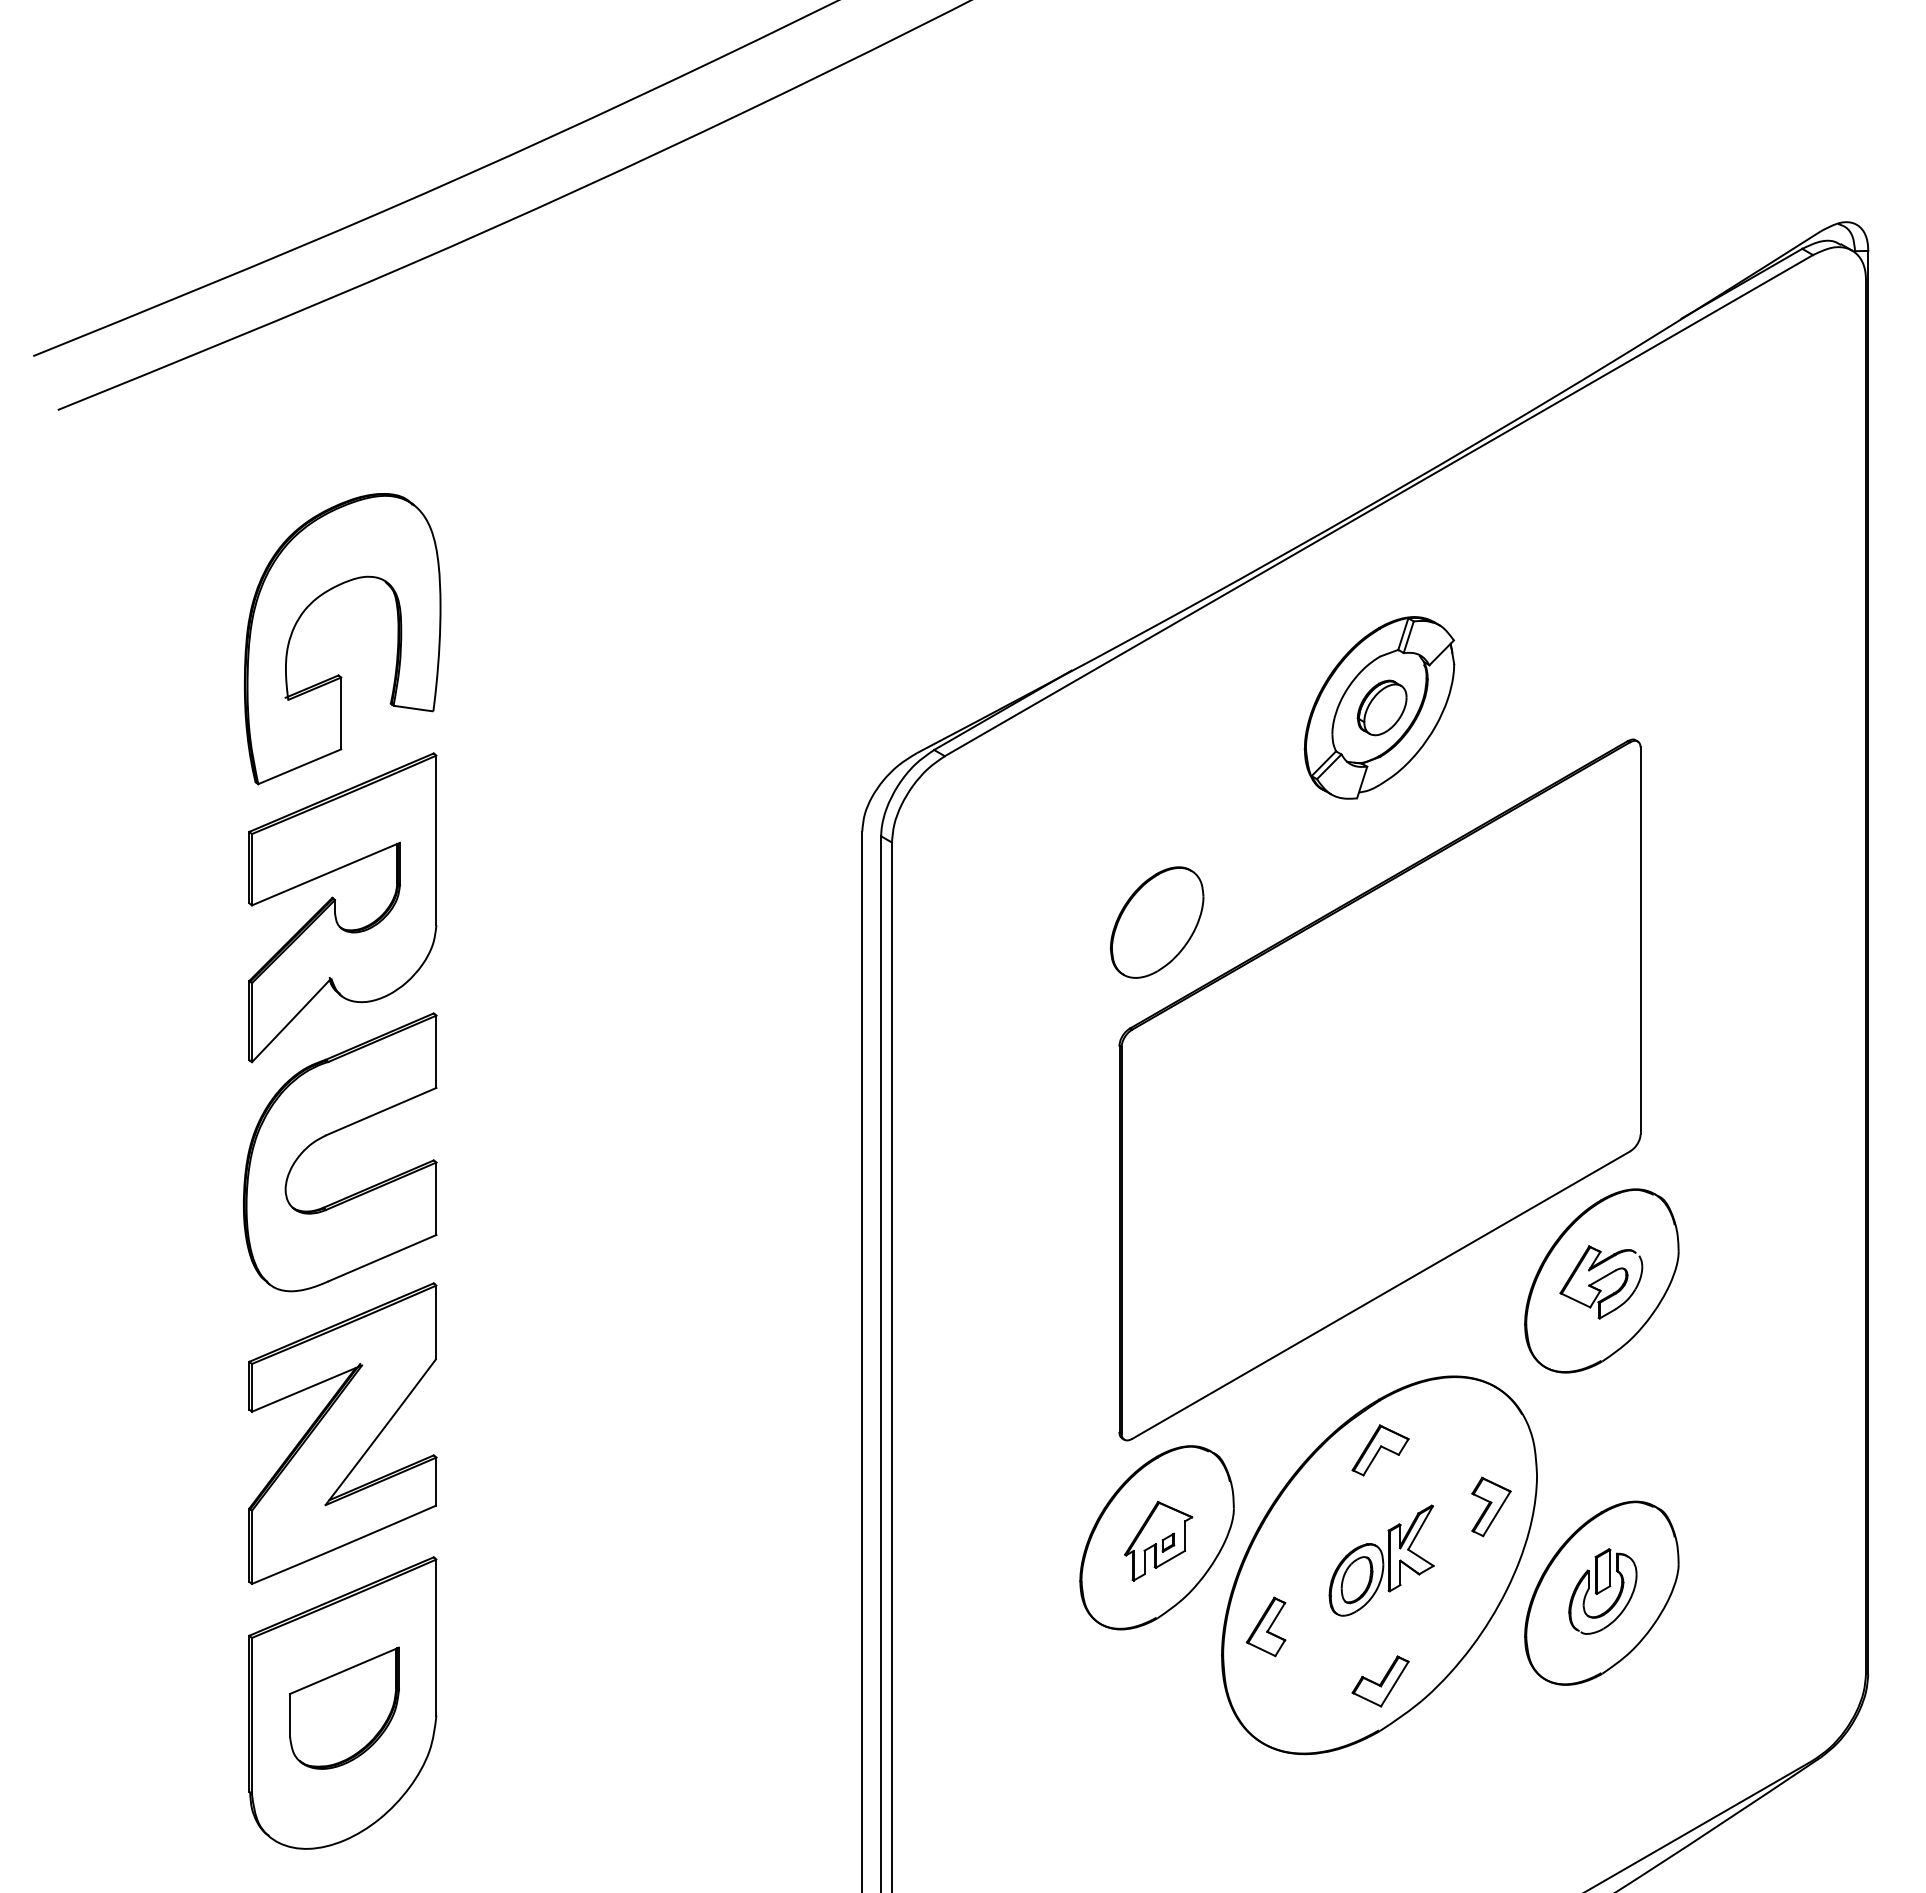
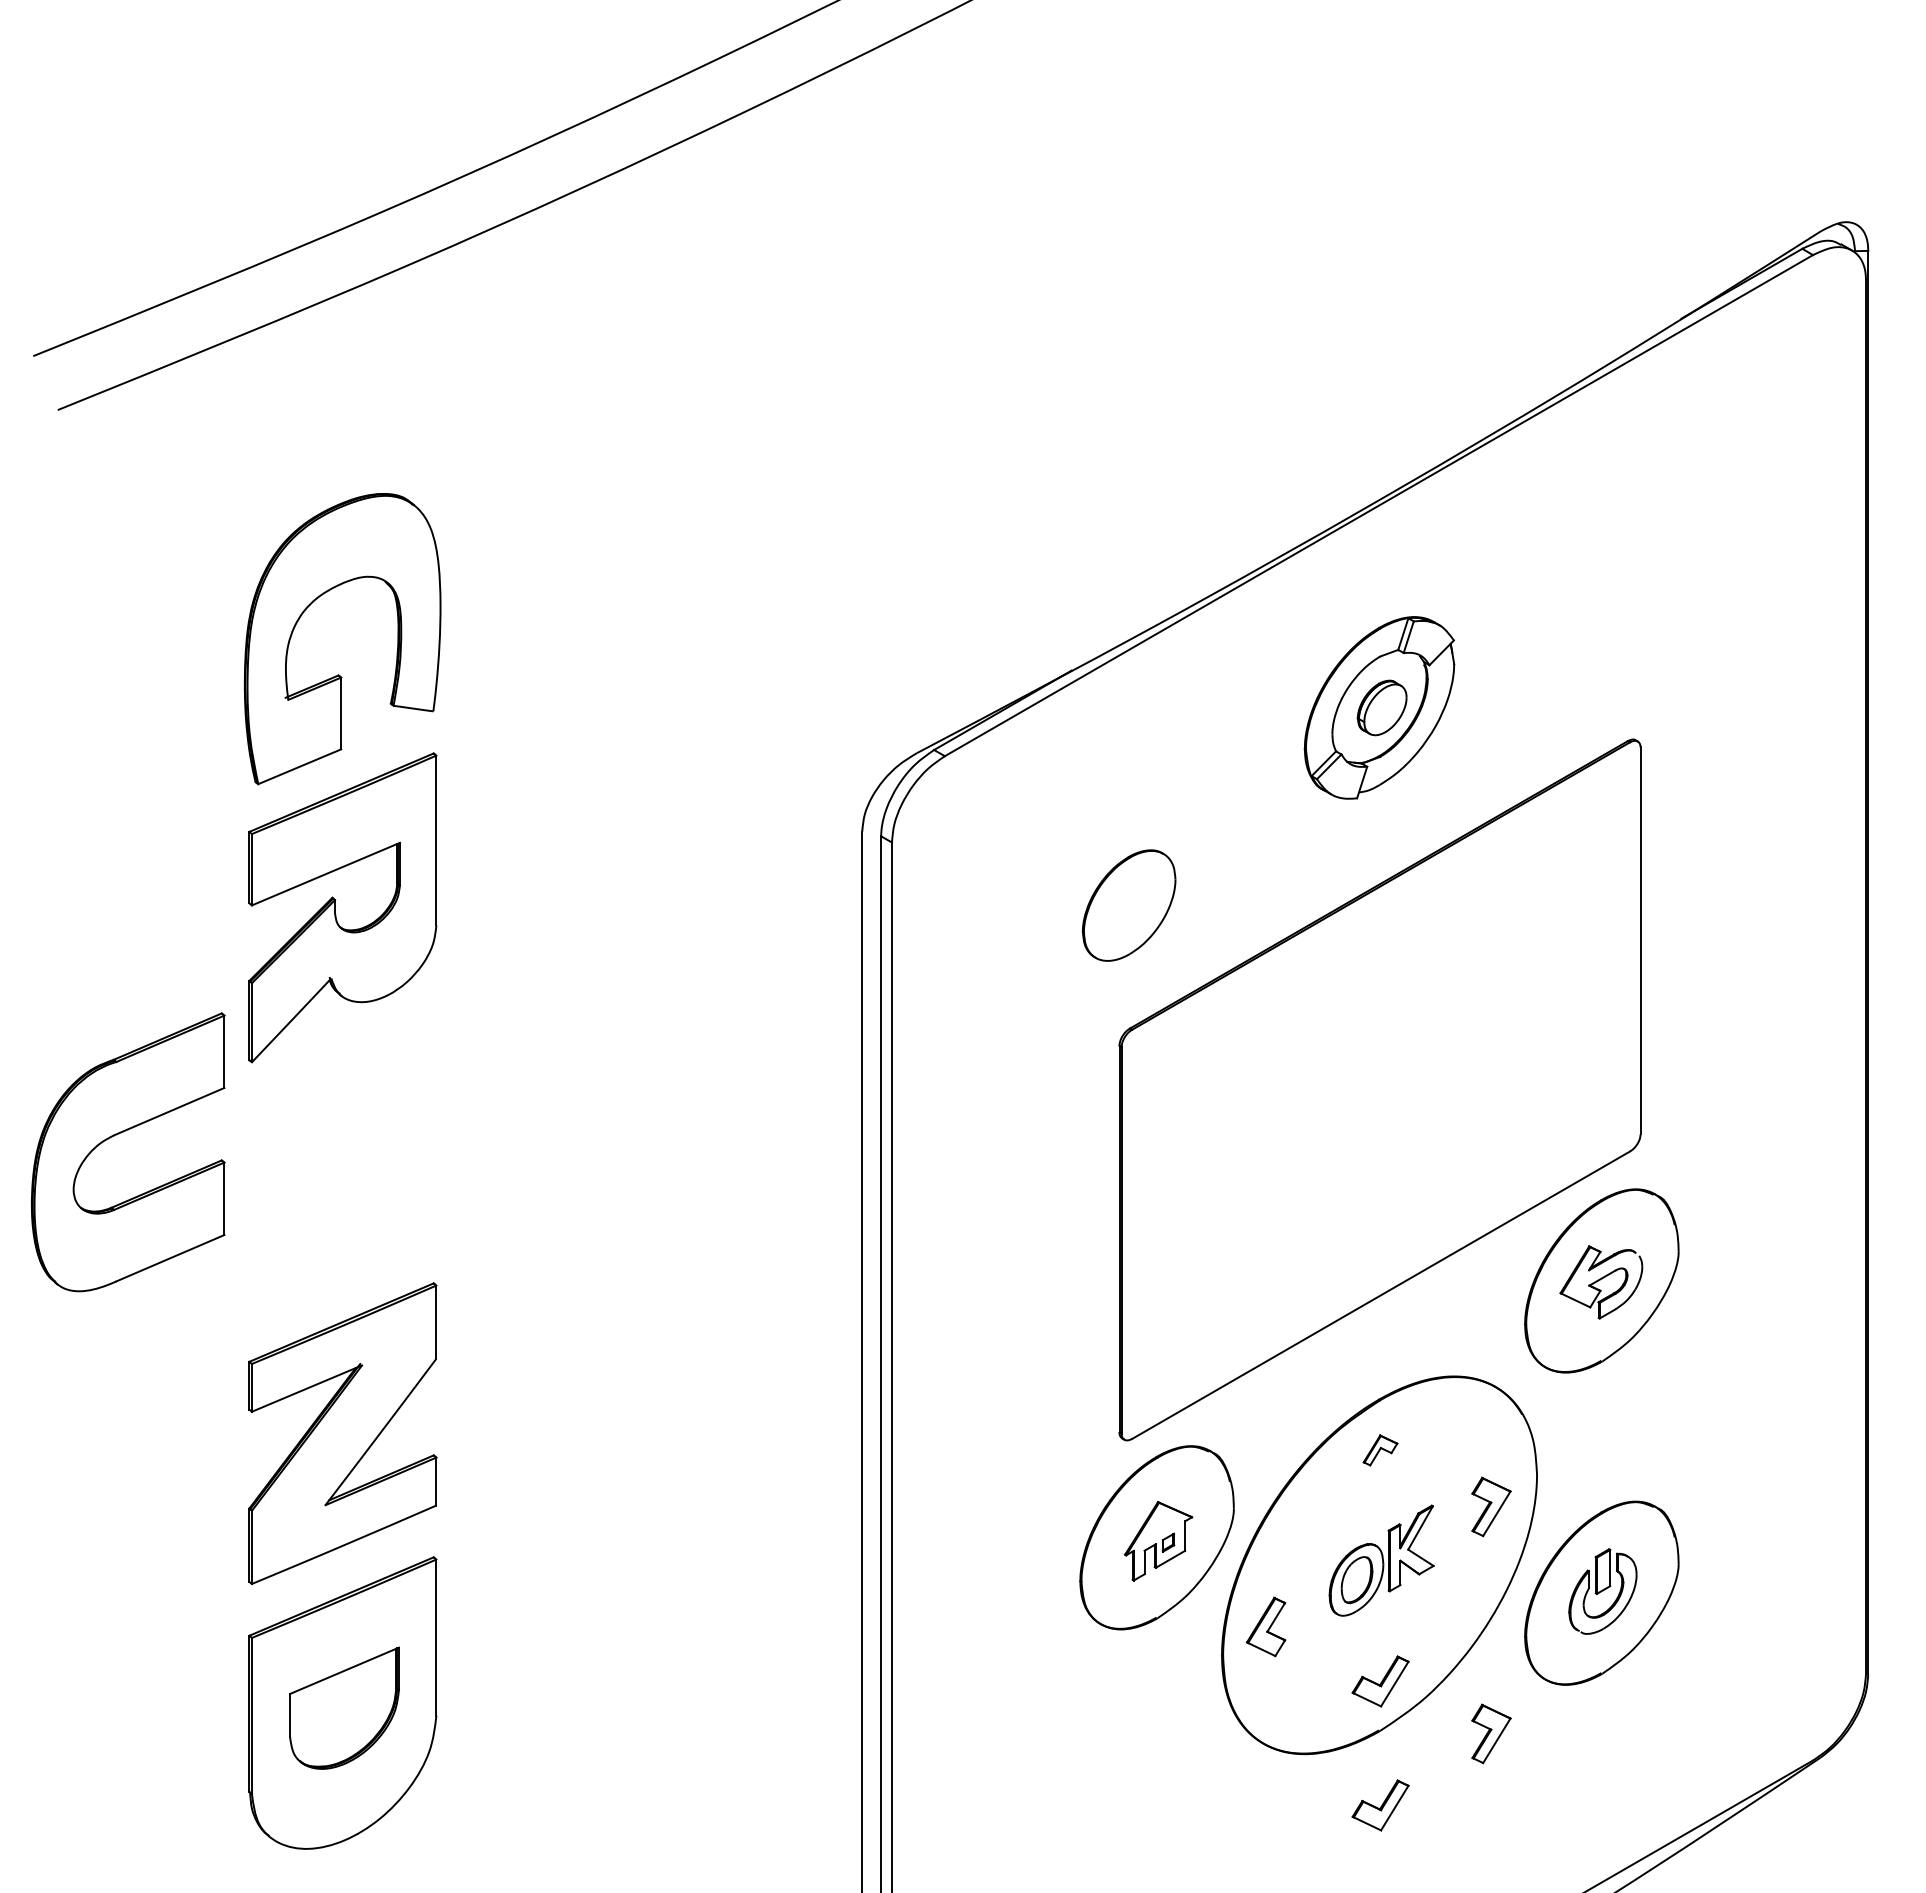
part position: (1156, 922) -> (1128, 905) (1128, 905)
part position: (333, 1133) -> (121, 1133) (121, 1133)
part size: 59x53 px -> 37x33 px (1380, 1450)
part: none -> present (1491, 1733)
part: none -> present (1380, 1805)
